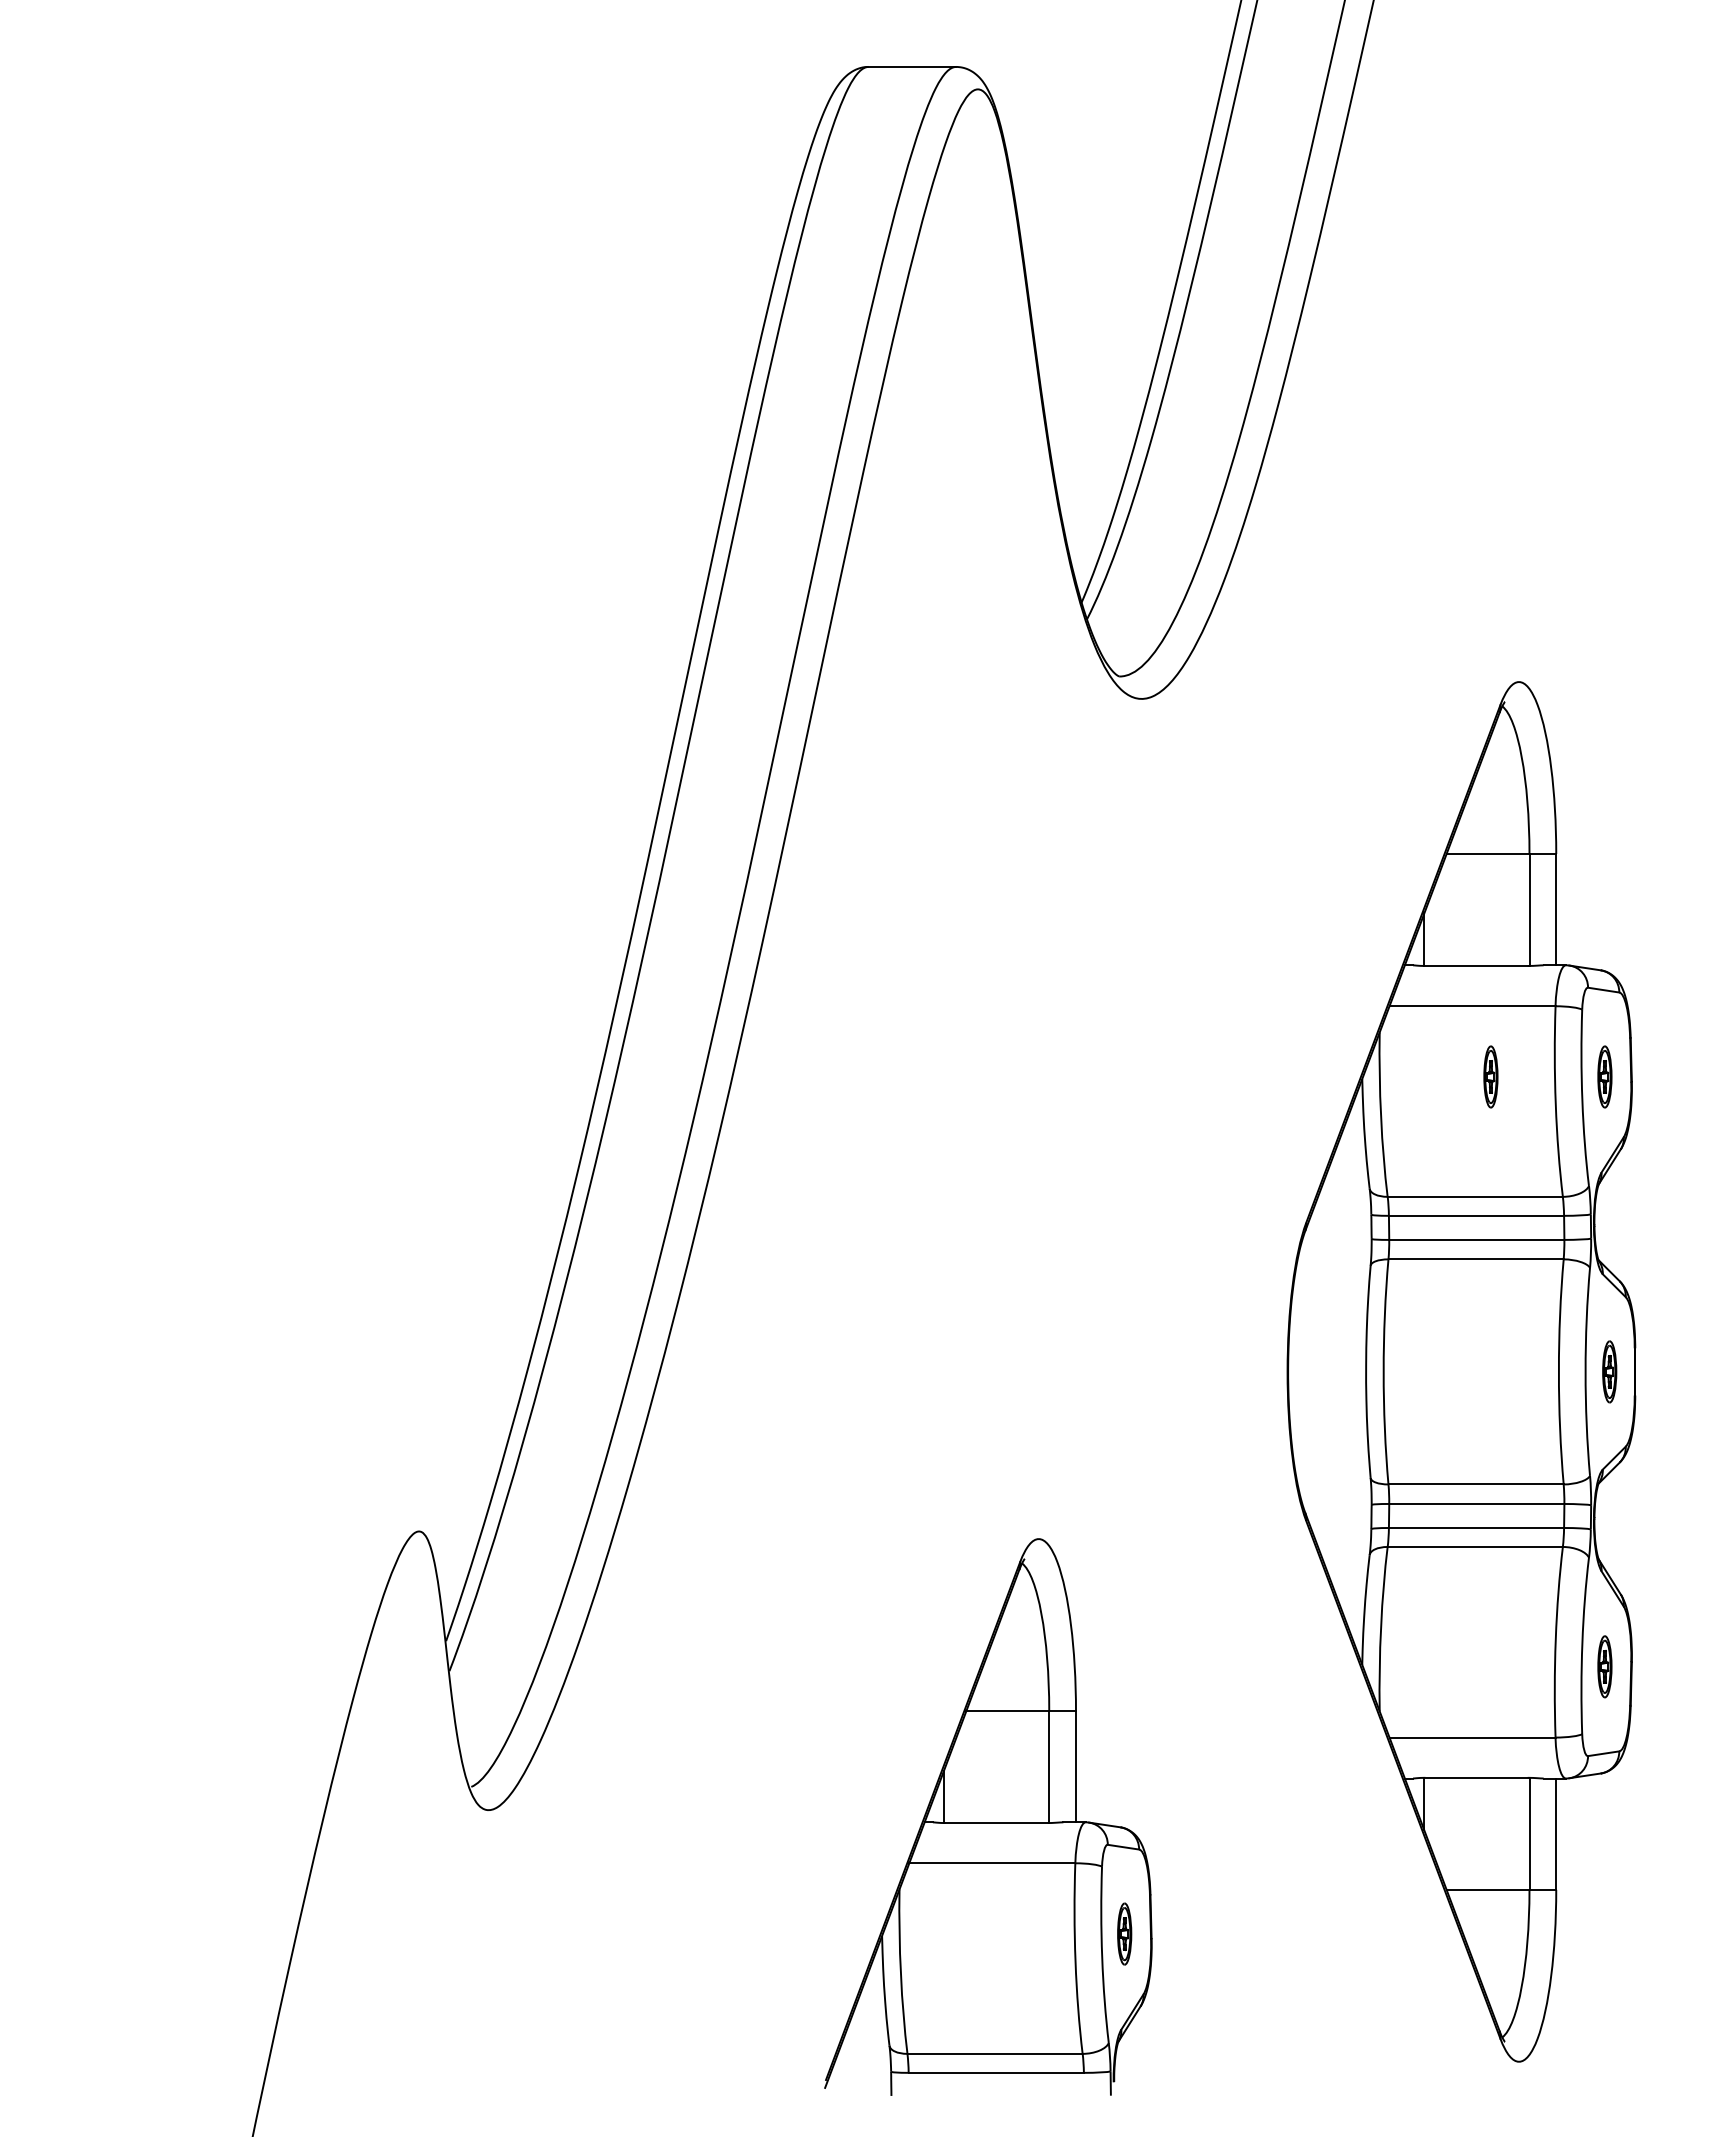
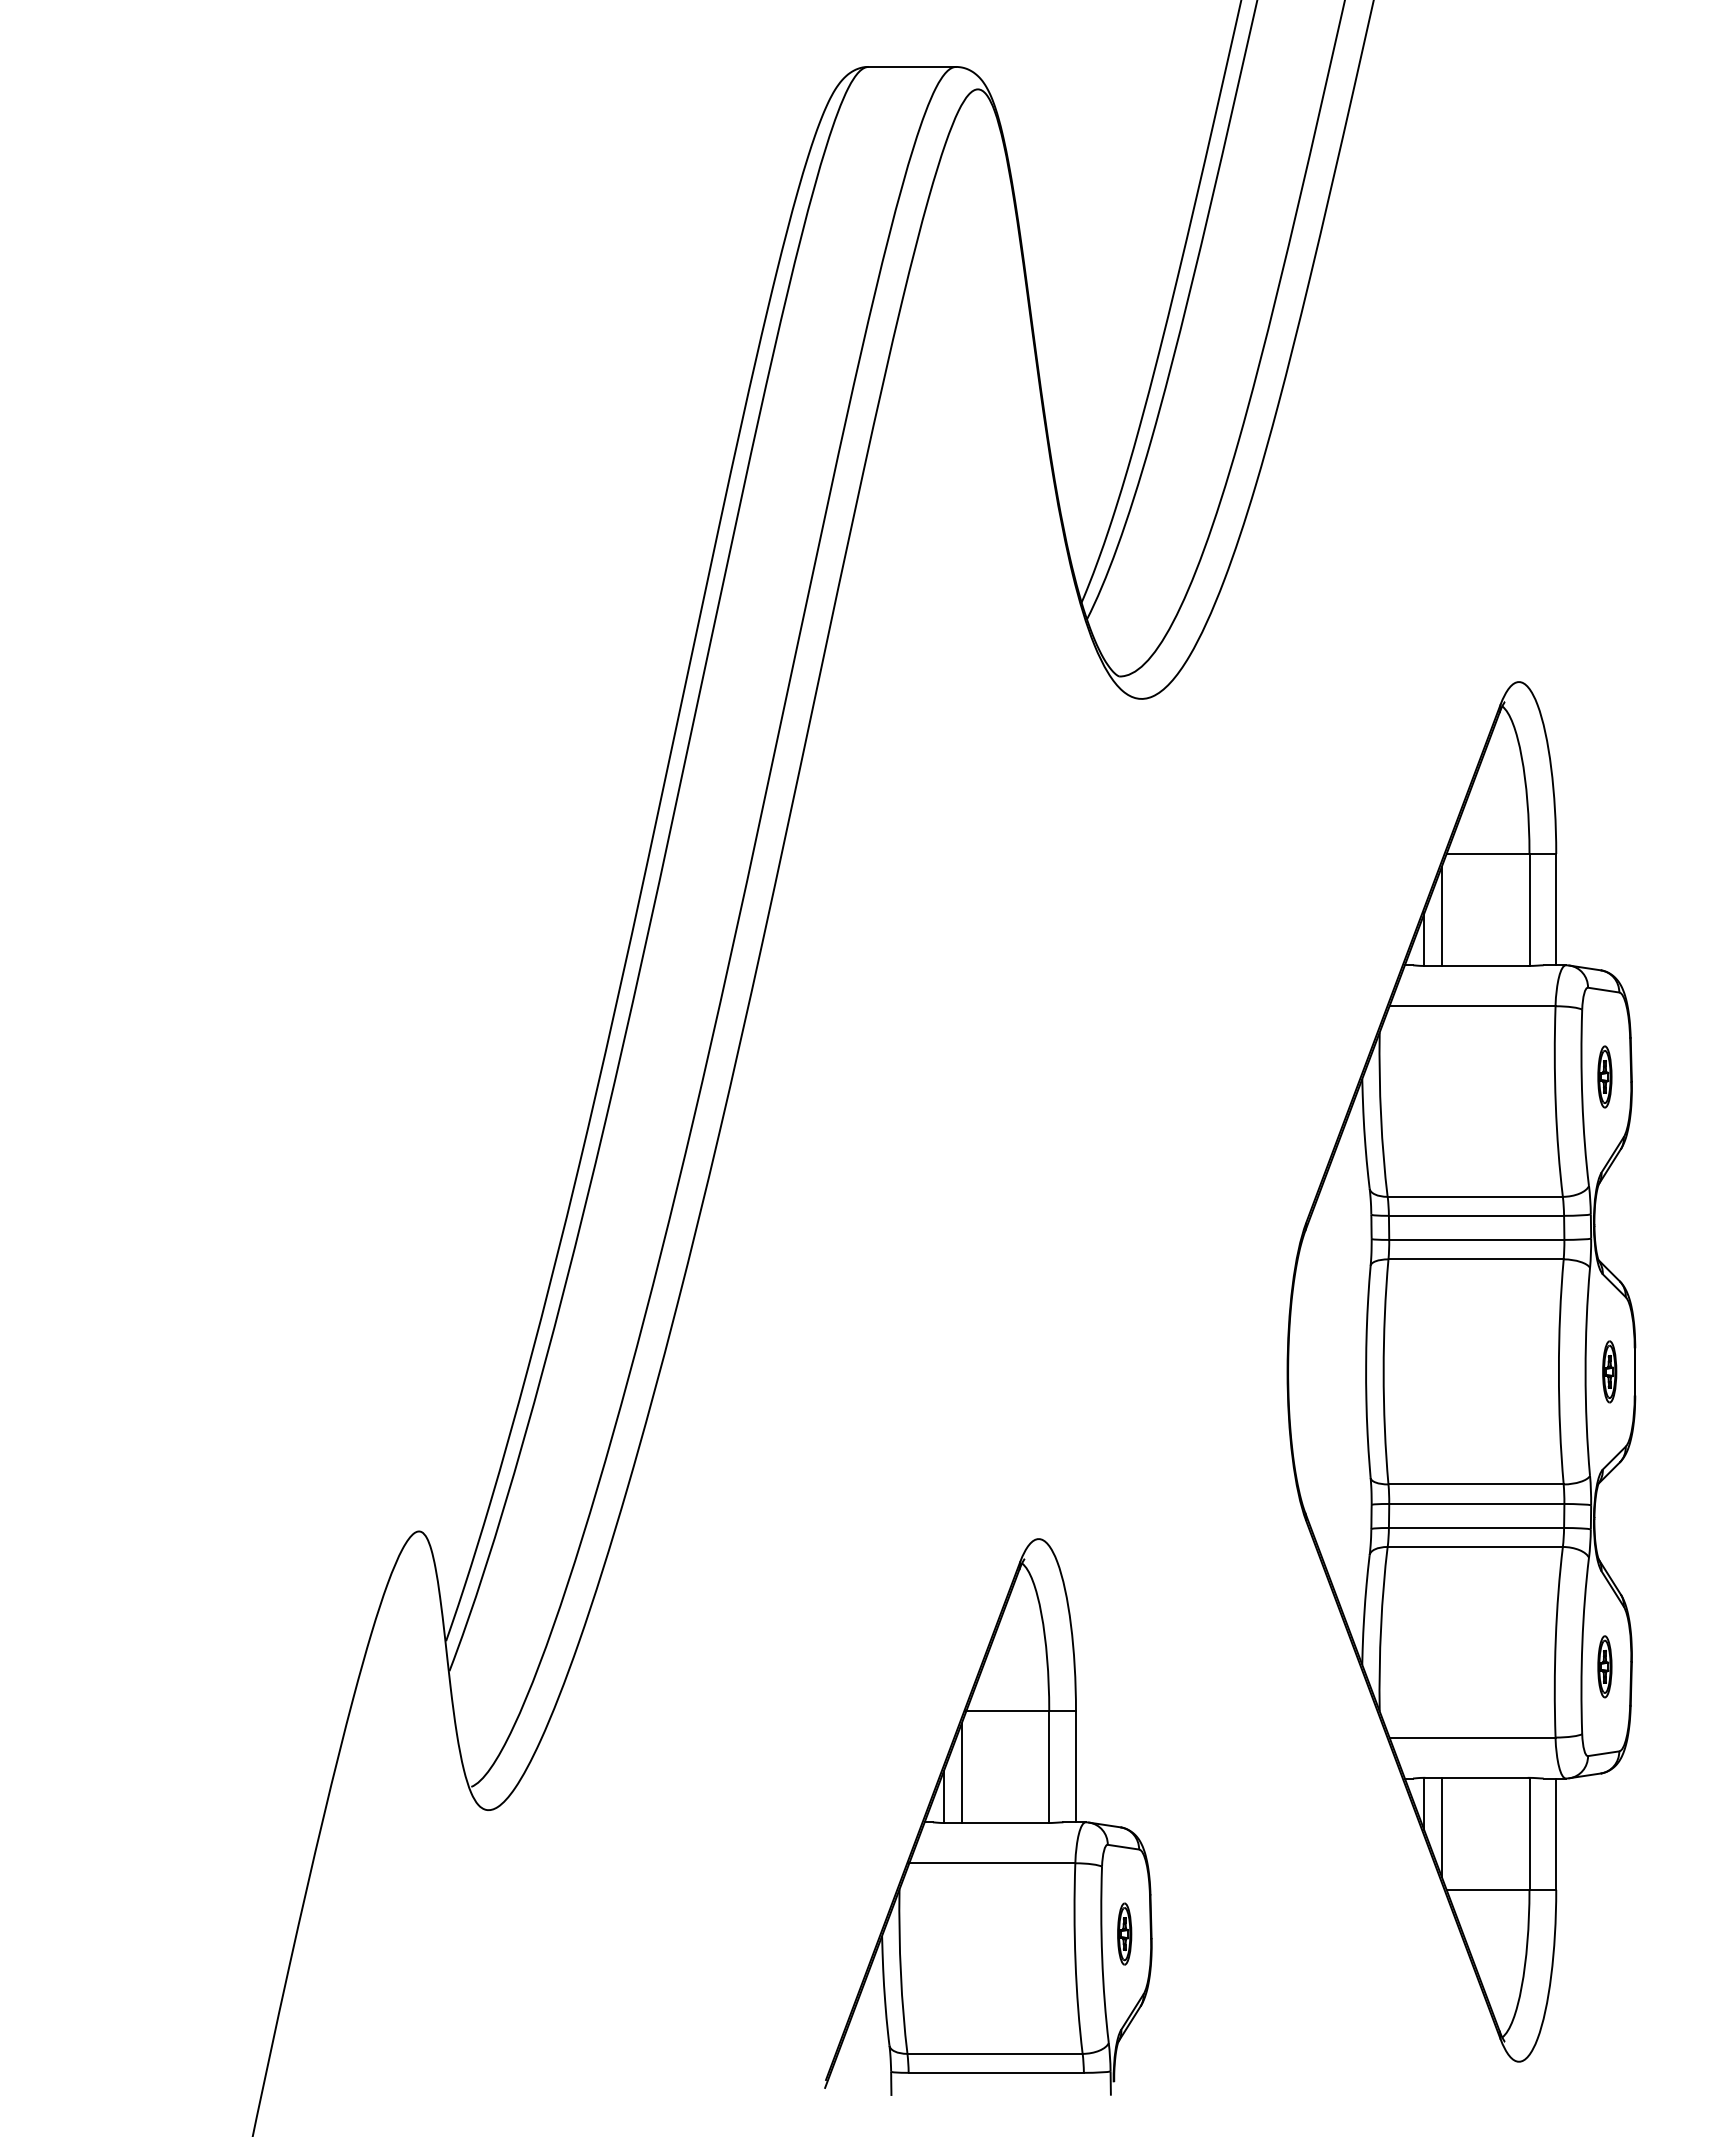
line: none -> present (1441, 915)
part: present -> none (1490, 1076)
line: none -> present (961, 1773)
line: none -> present (1441, 1827)
